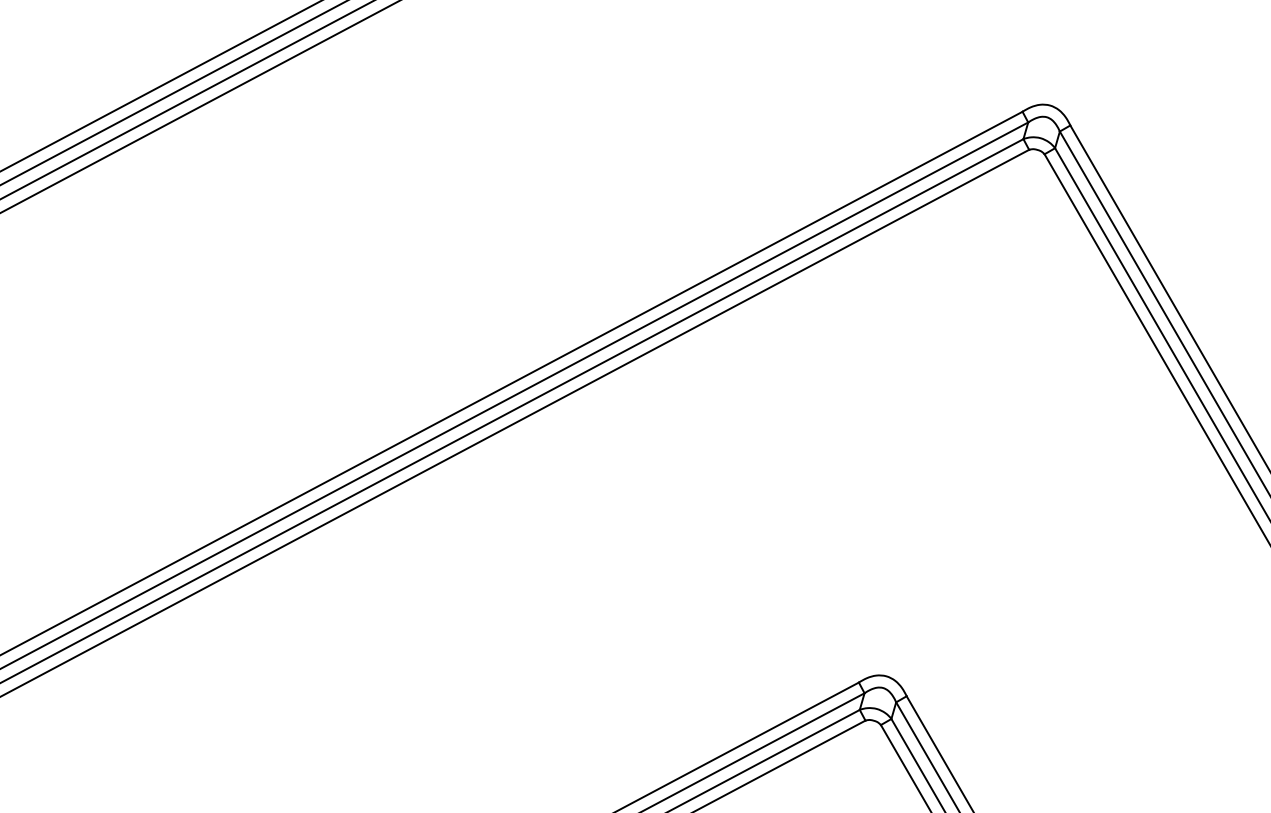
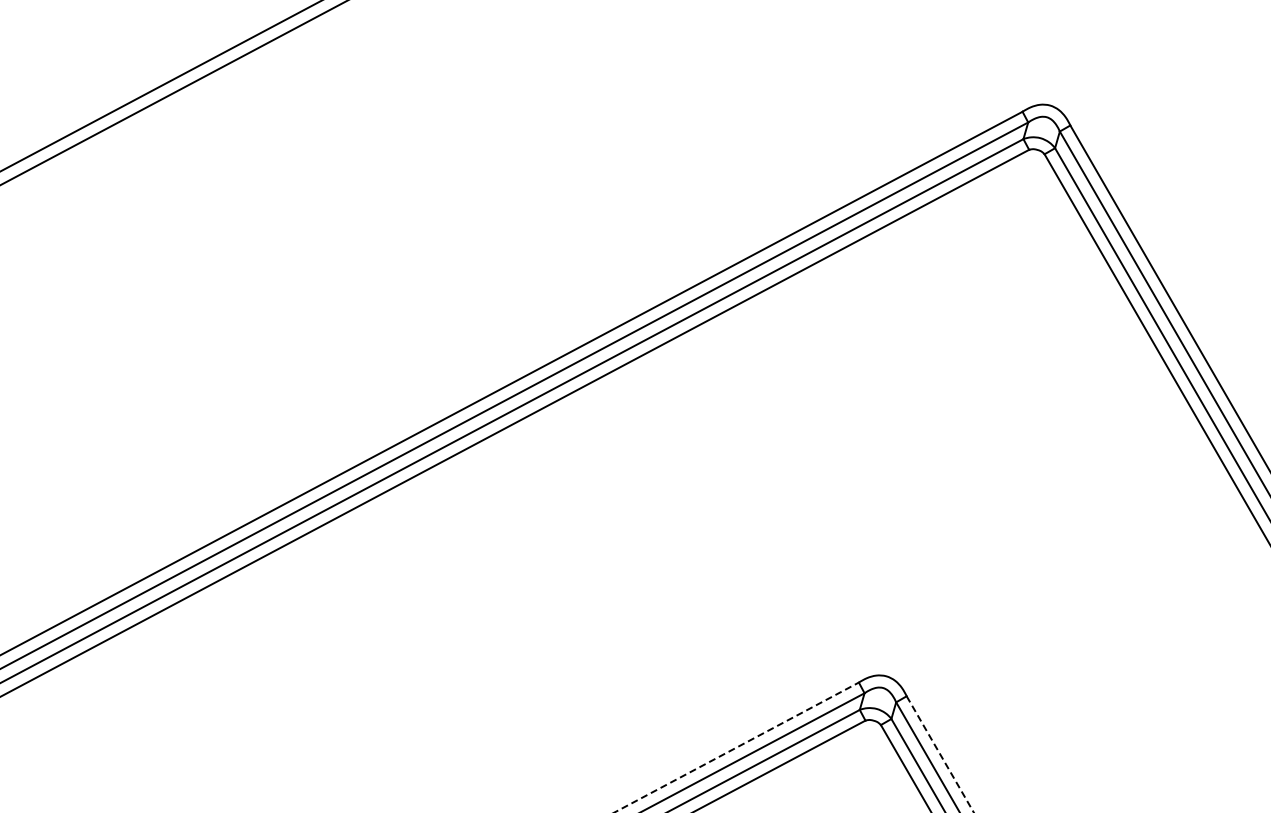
line: present -> none (186, 100)
line: present -> none (199, 106)
line: solid -> dashed (737, 747)
line: solid -> dashed (940, 754)
